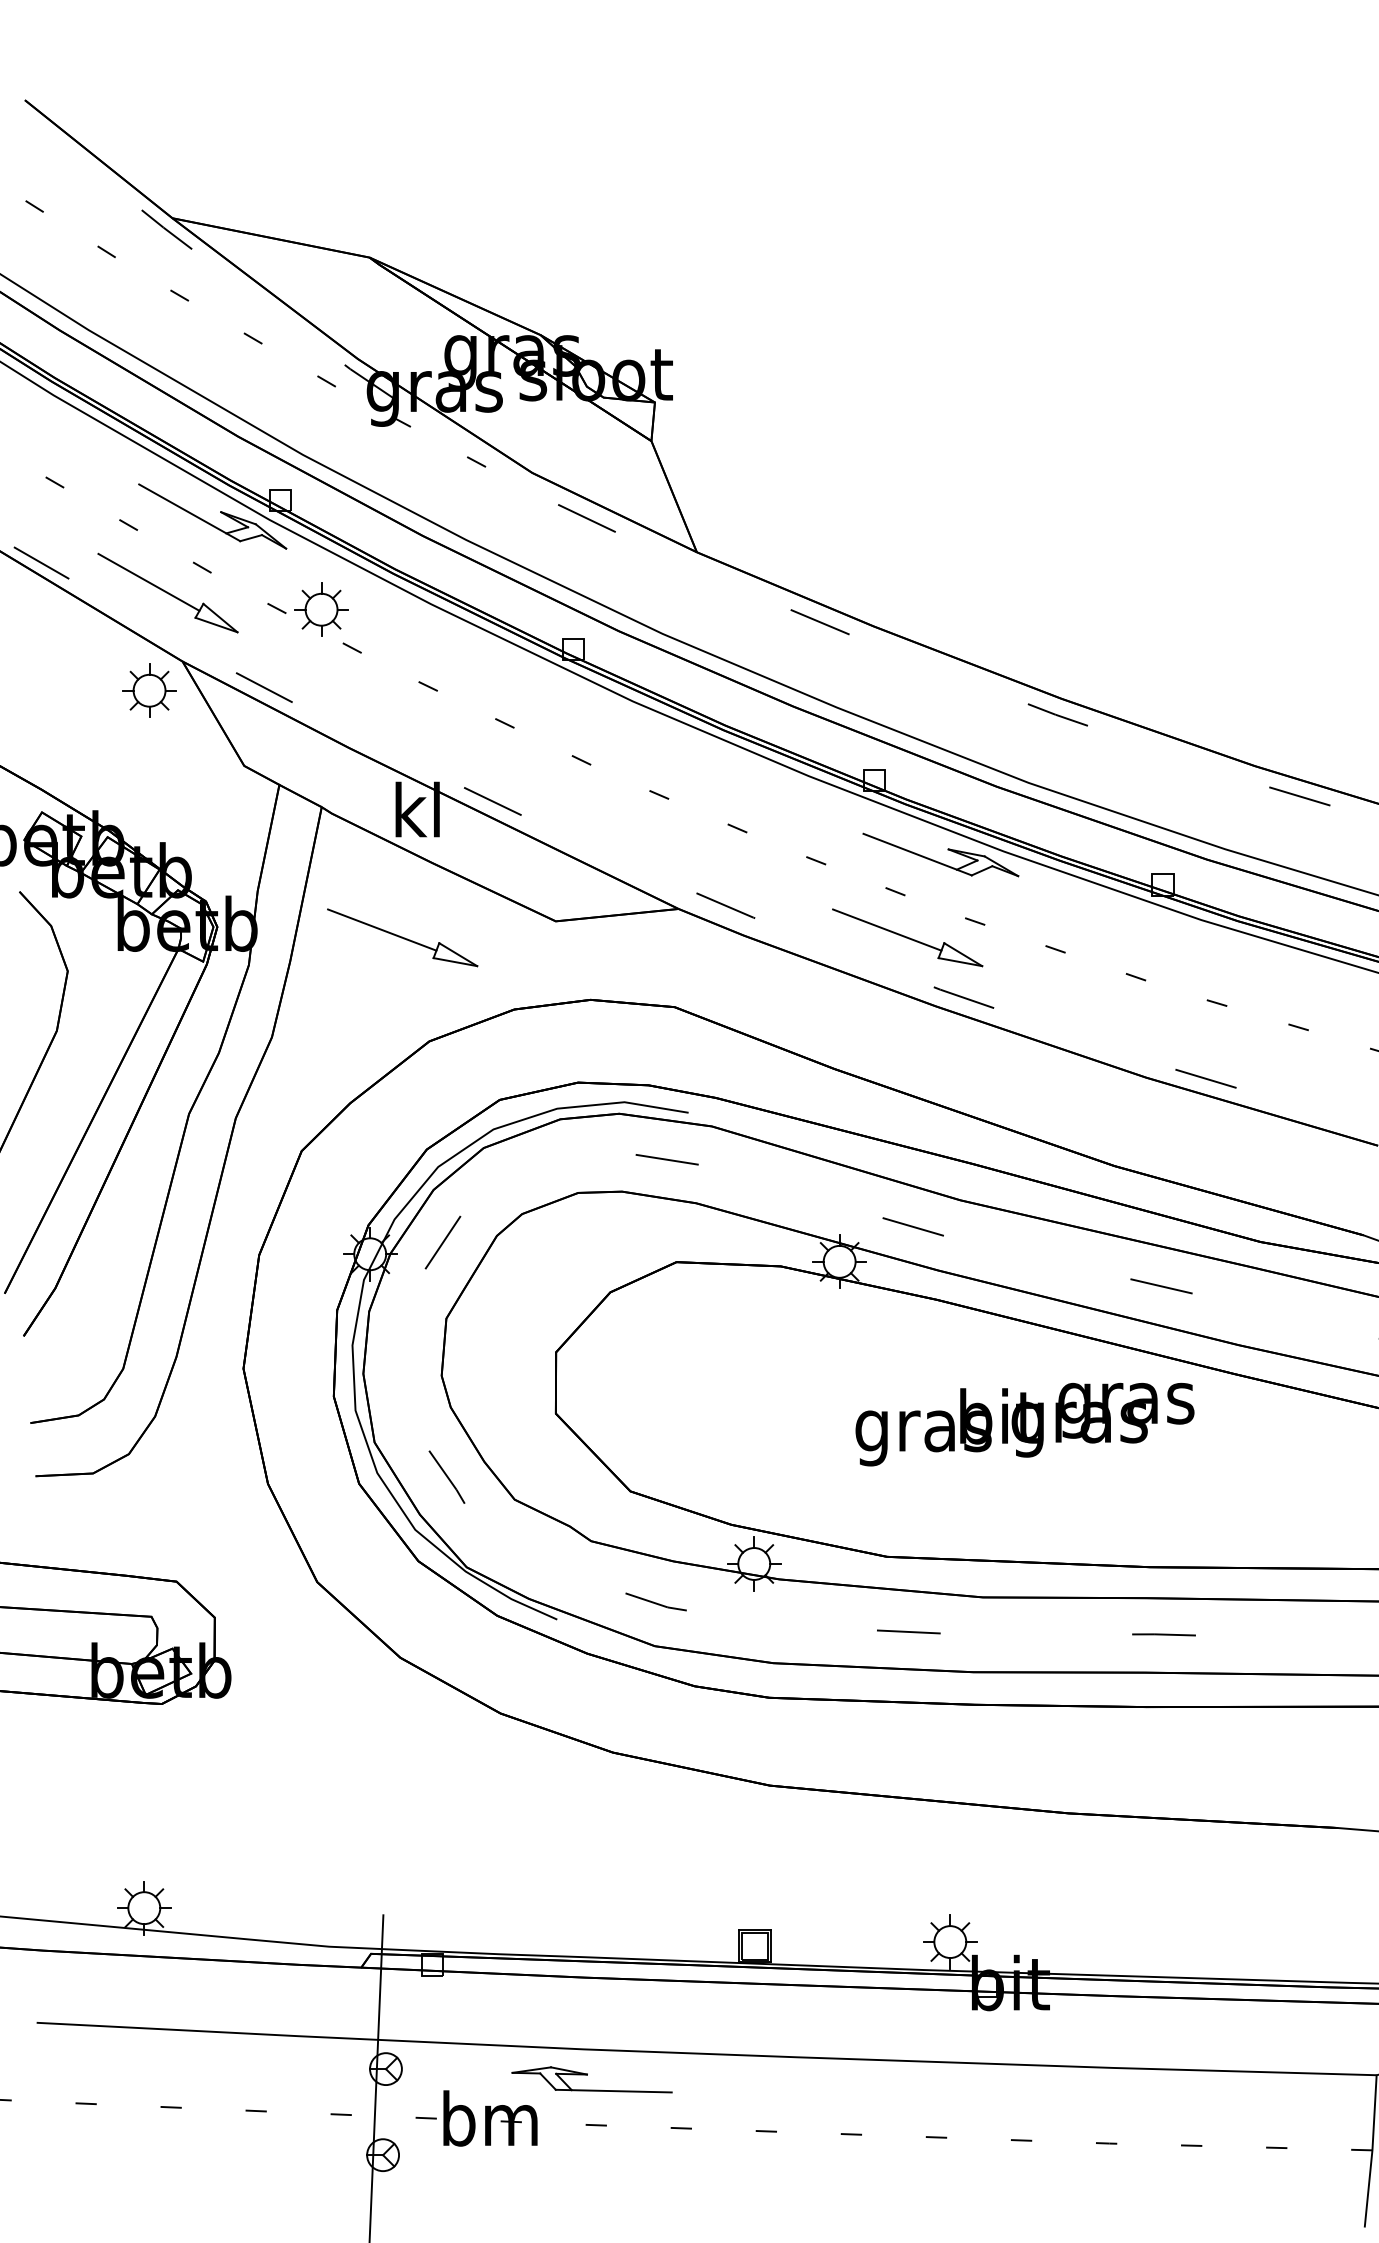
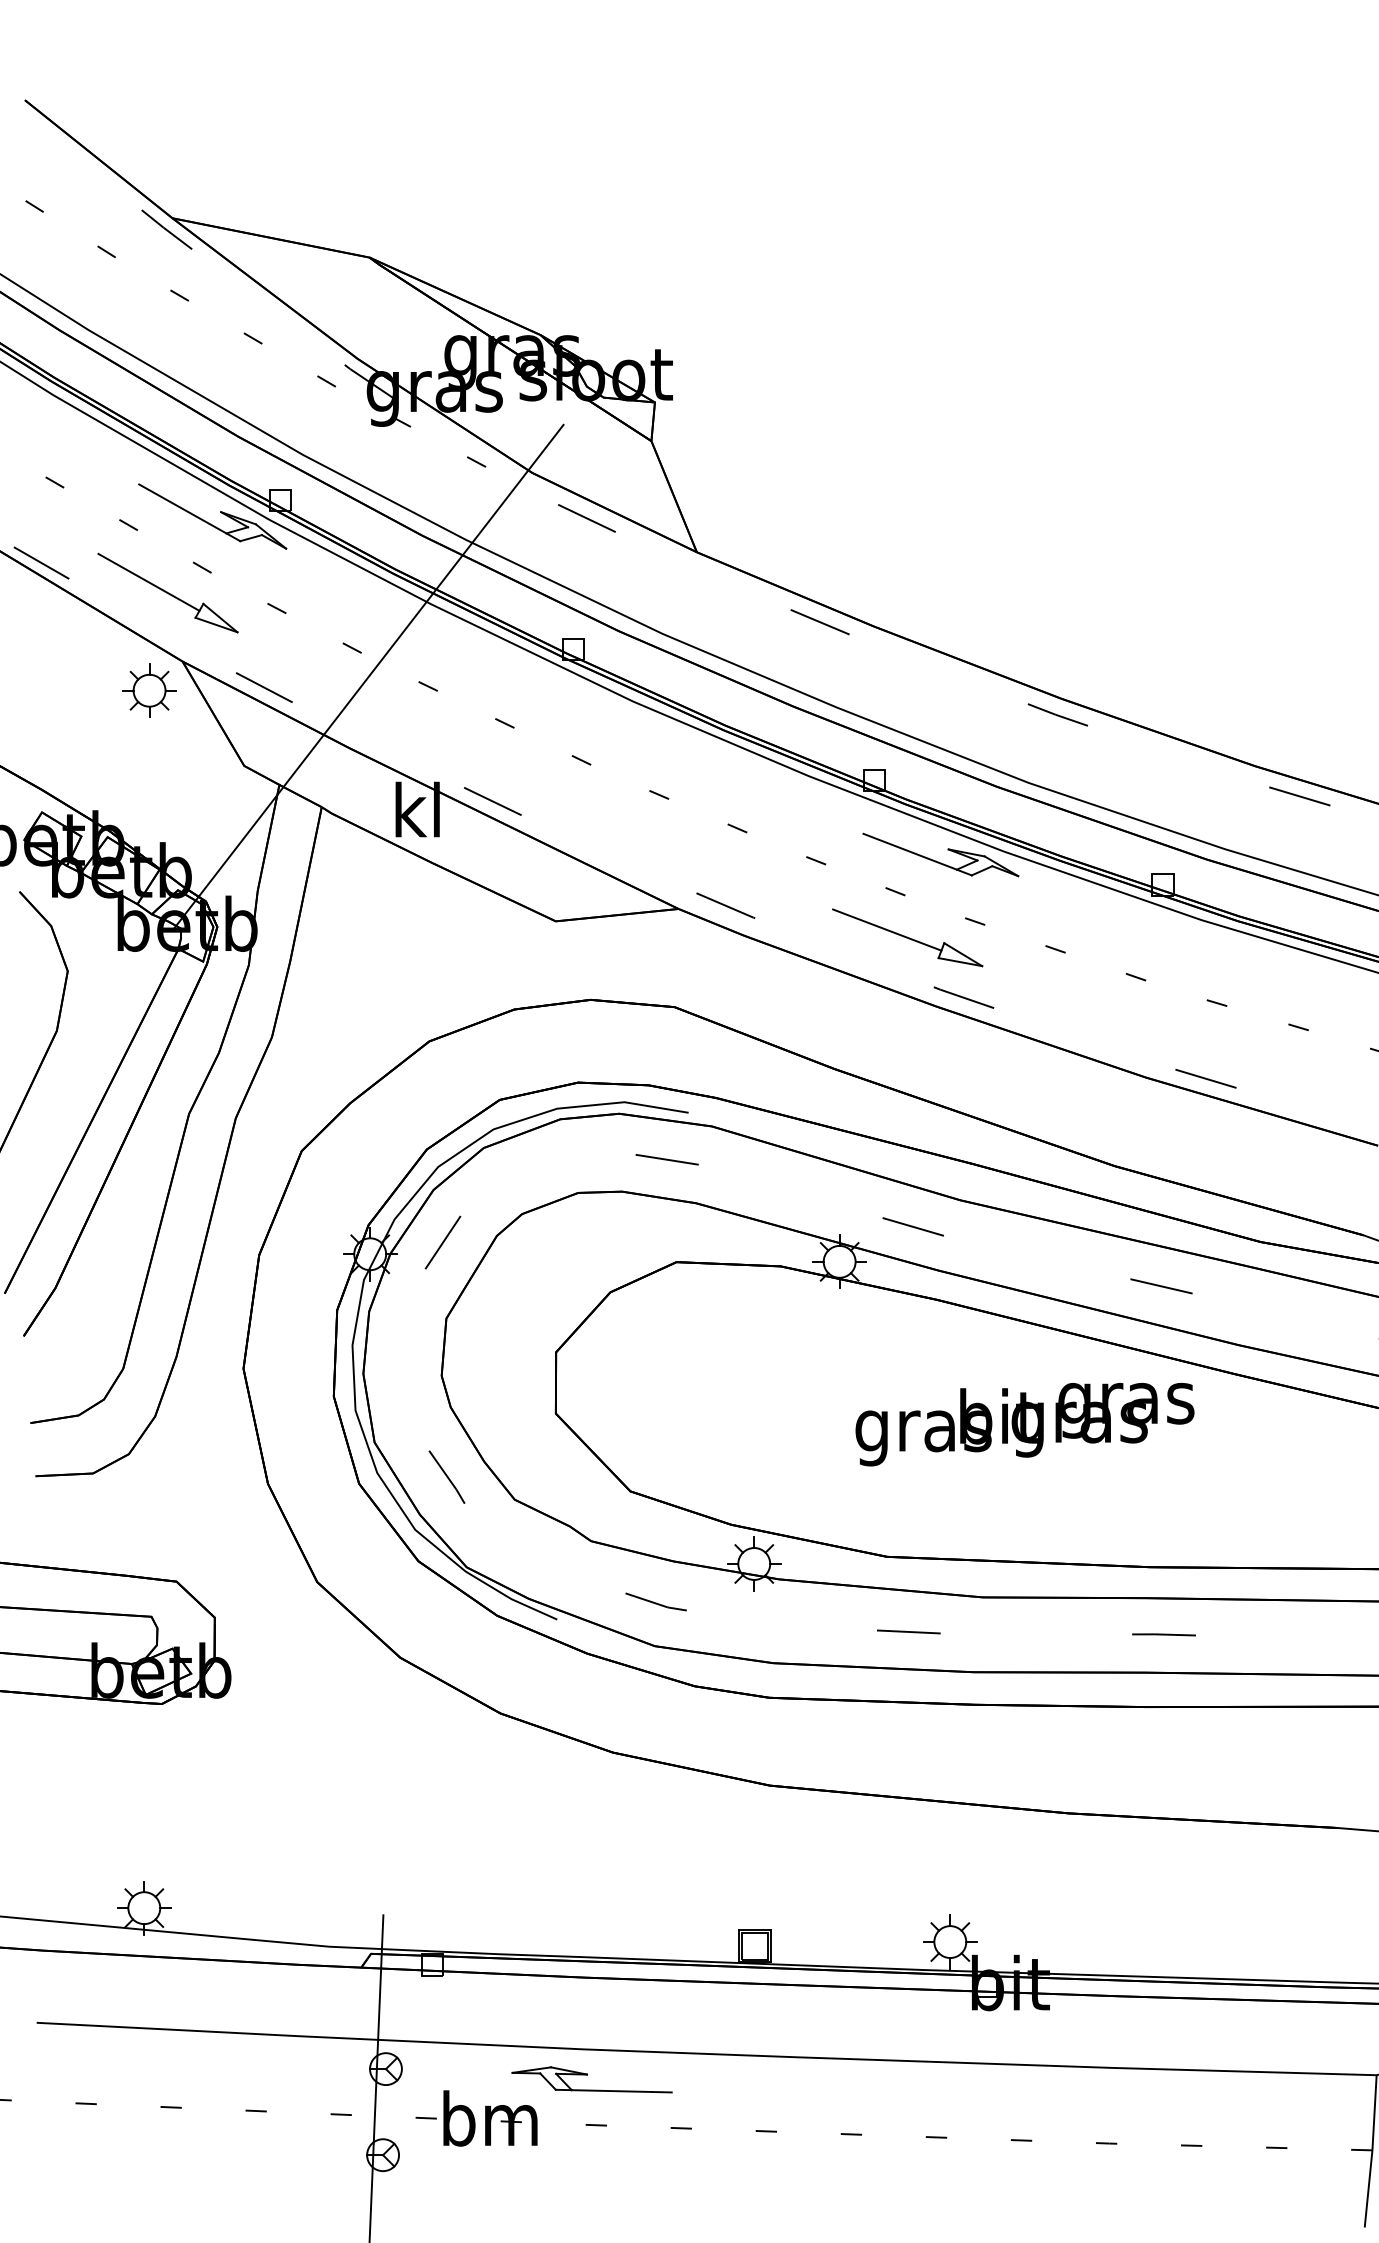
part: present -> none (321, 609)
line: none -> present (368, 676)
part: present -> none (402, 937)
